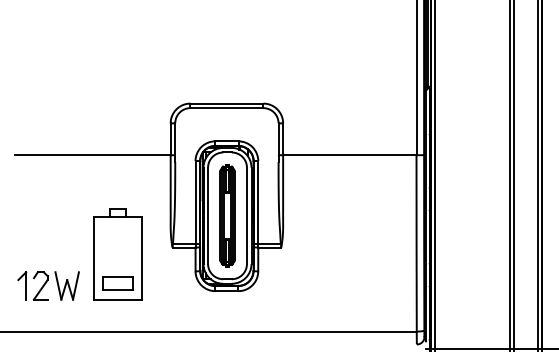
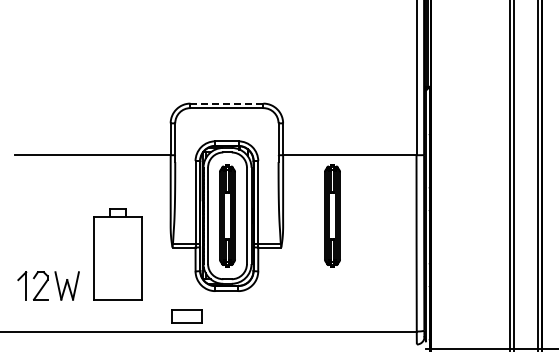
line: solid -> dashed (227, 103)
line: present -> none (434, 175)
part: none -> present (332, 215)
part position: (117, 283) -> (186, 316) (186, 316)
